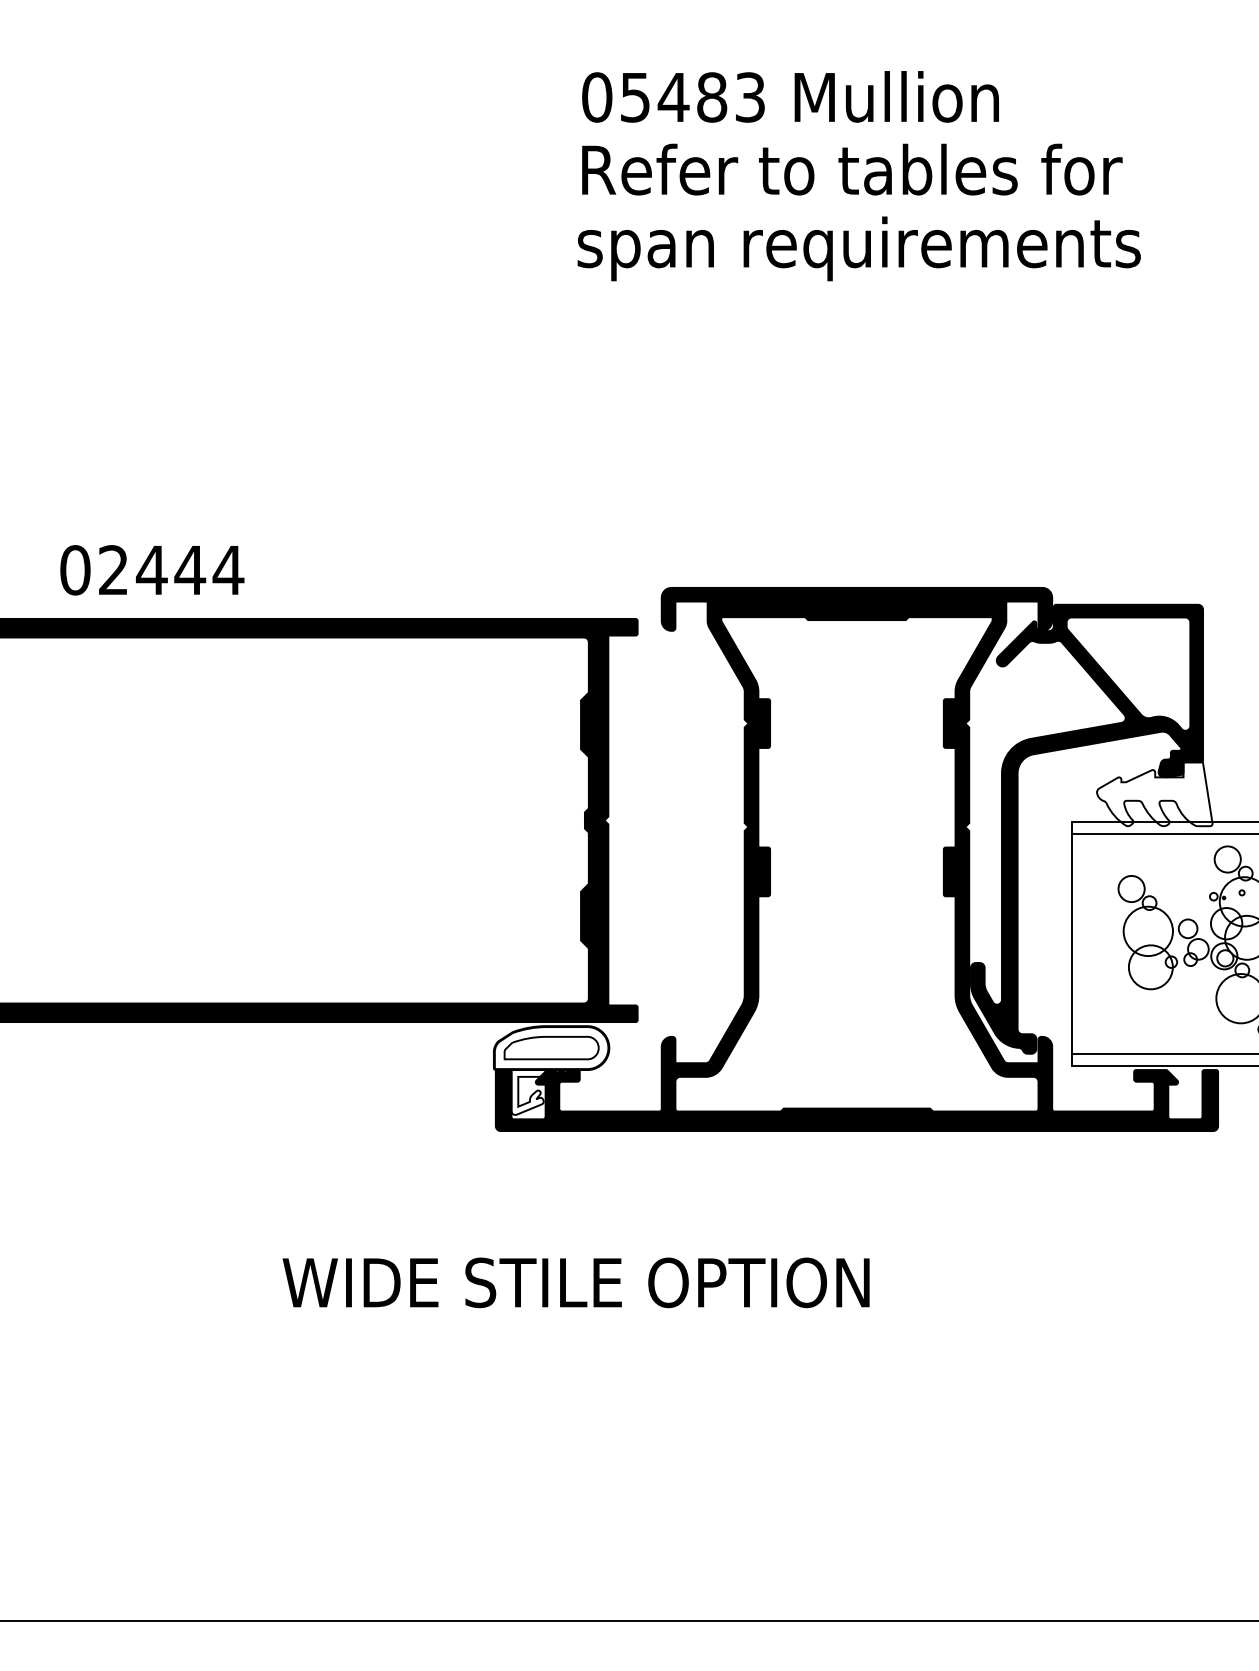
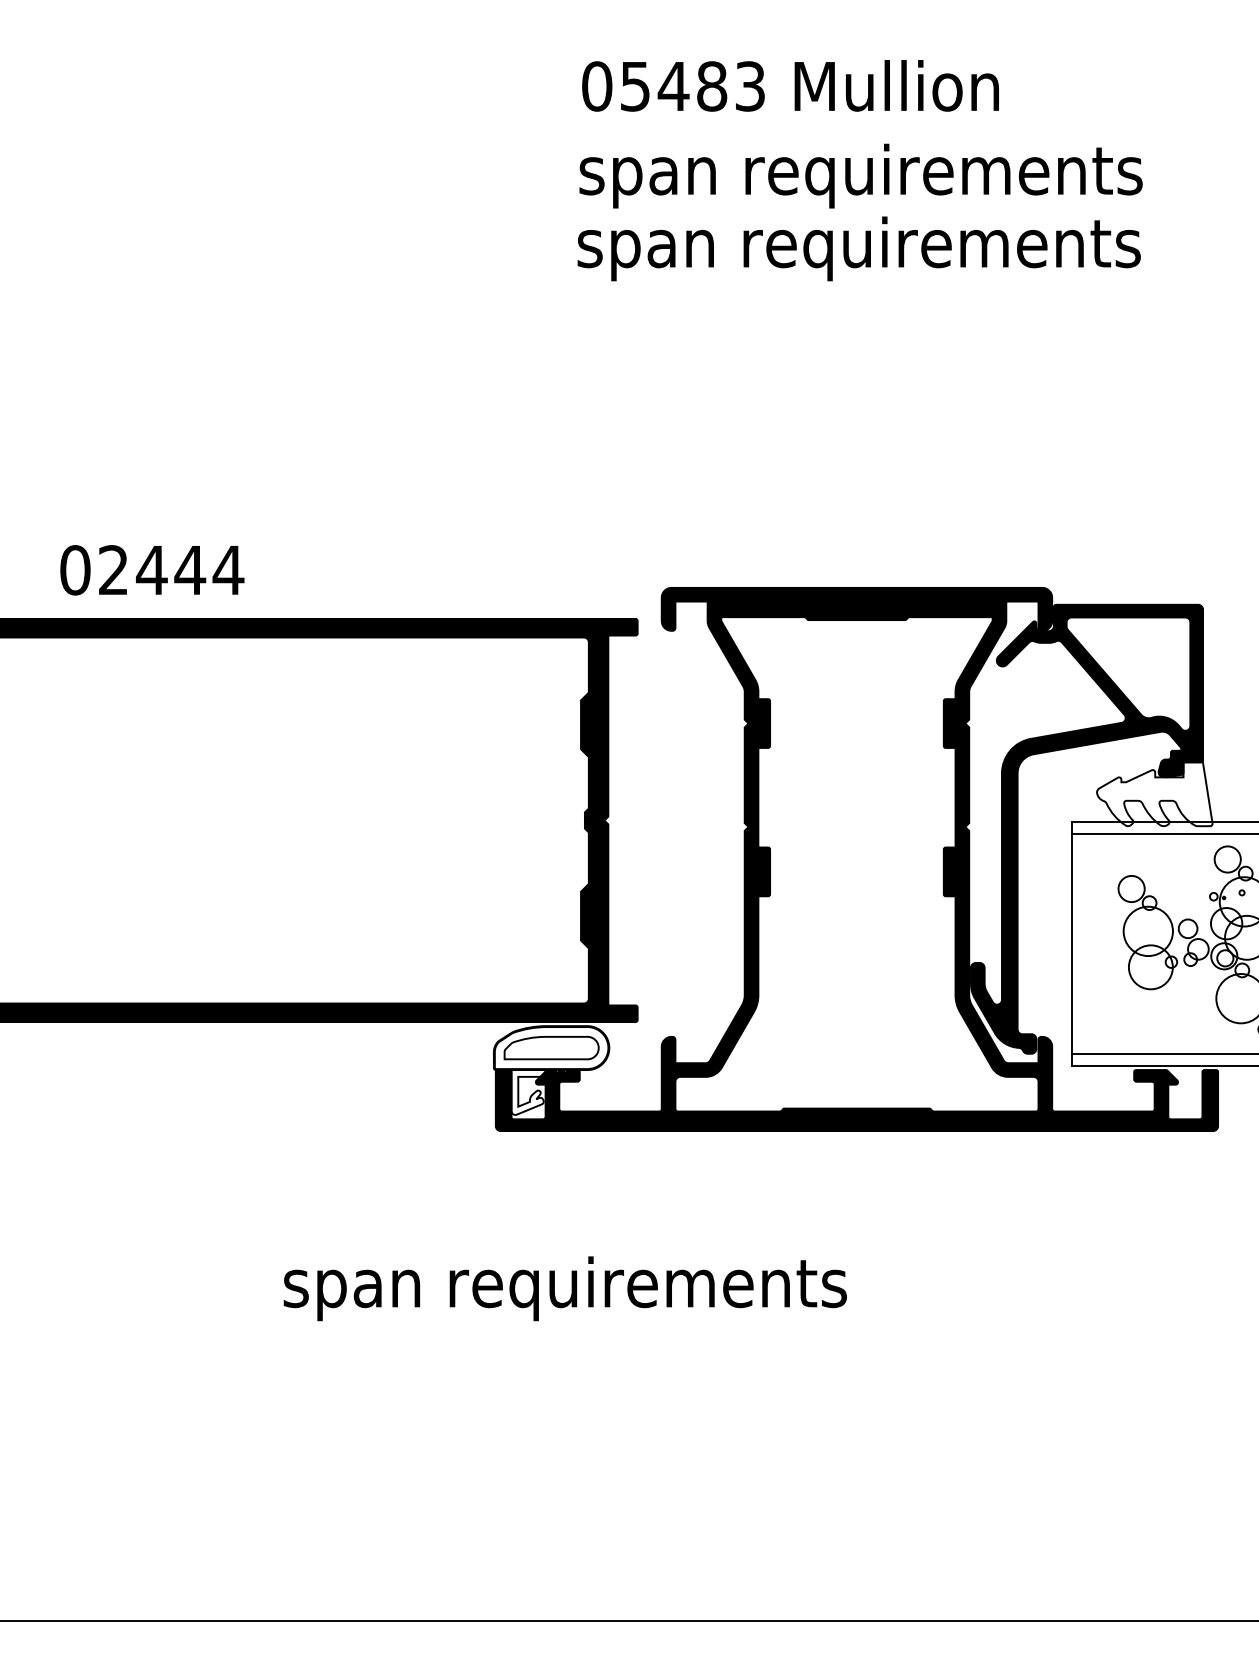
text position: (790, 96) -> (790, 85) (790, 85)
text: Refer to tables for -> span requirements (860, 175)
text: WIDE STILE OPTION -> span requirements (575, 1288)
